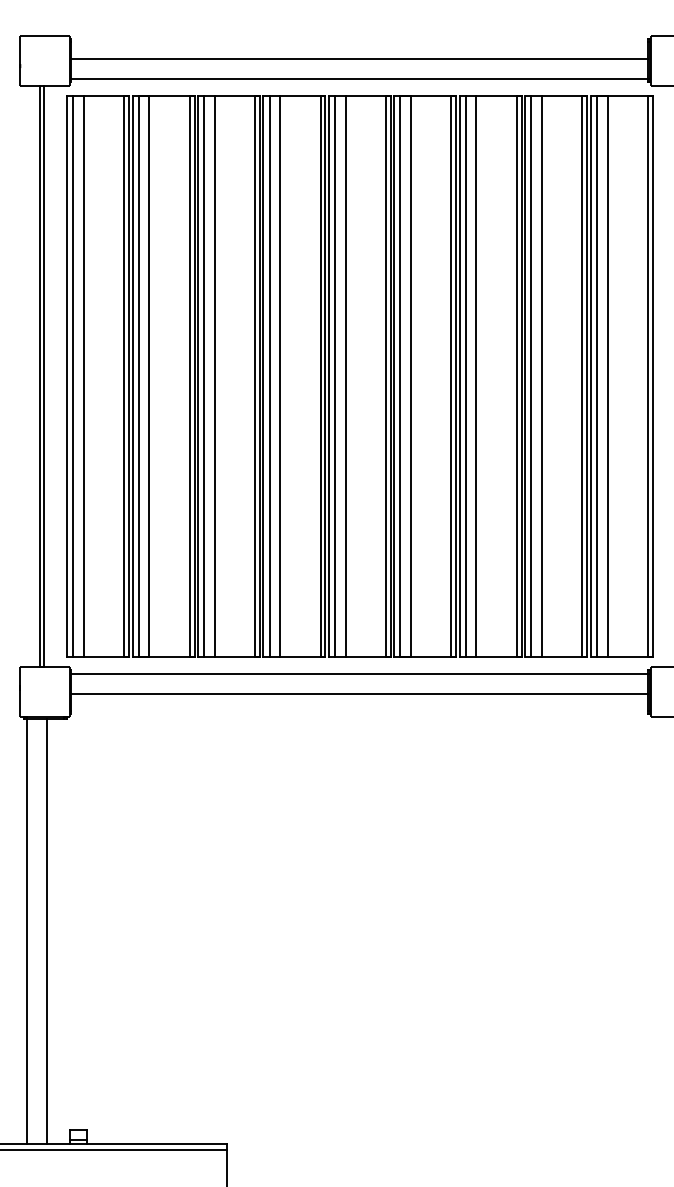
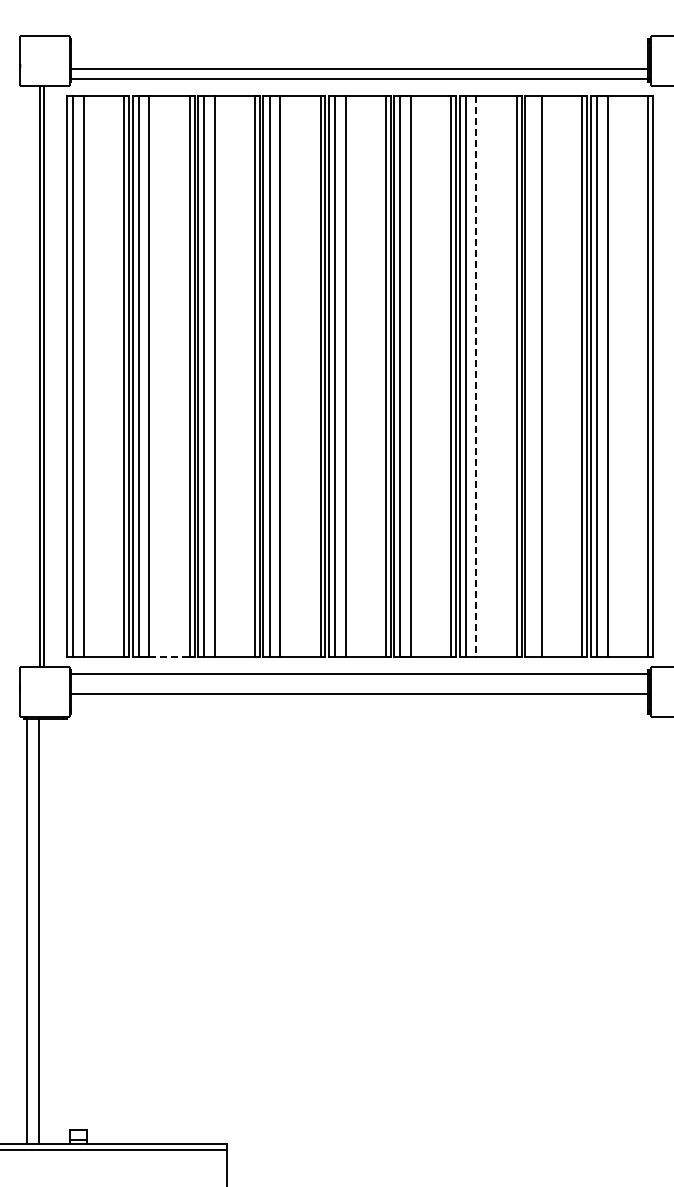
line position: (358, 58) -> (358, 68) (358, 68)
line: present -> none (531, 375)
line: solid -> dashed (476, 376)
line: solid -> dashed (169, 656)
line position: (47, 930) -> (39, 930) (39, 930)
